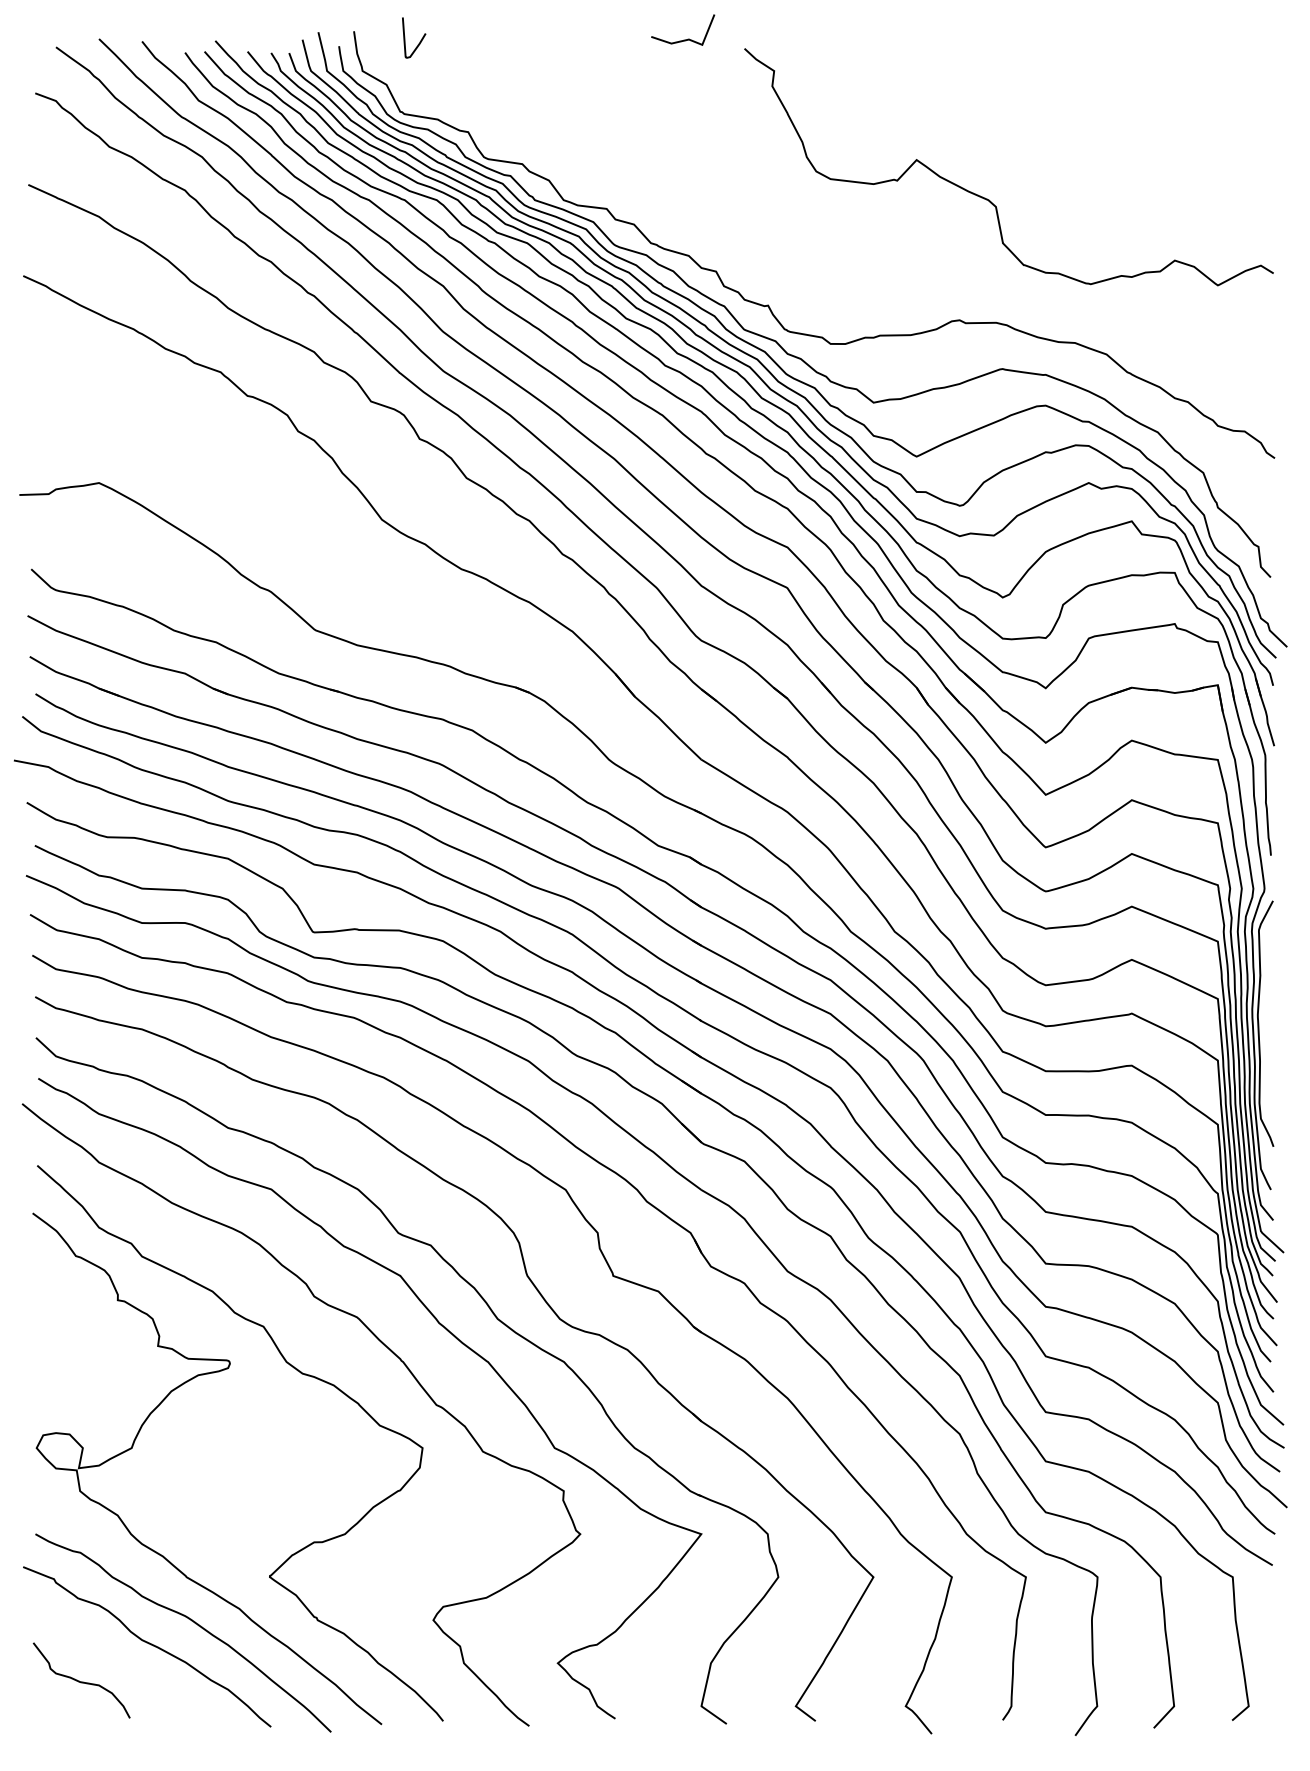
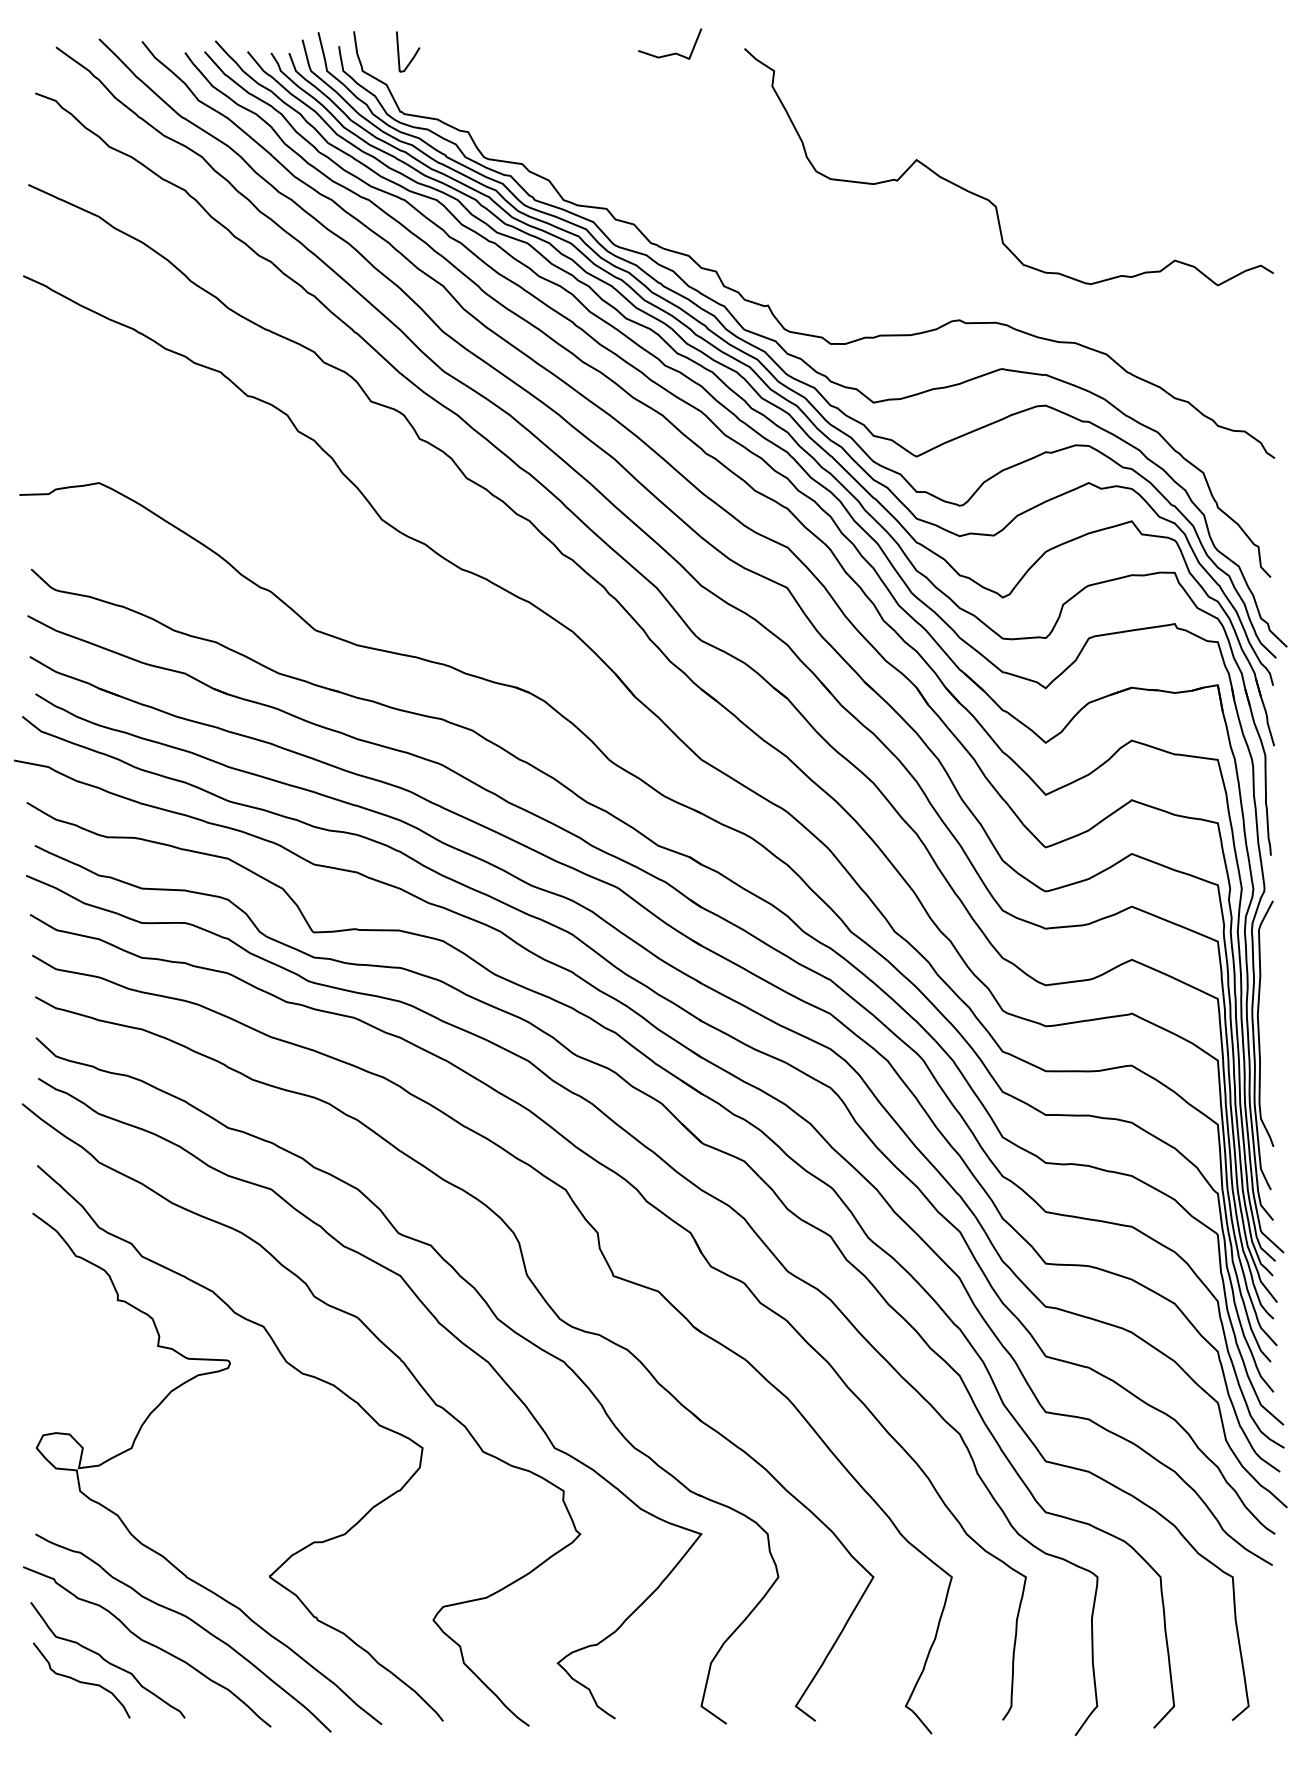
line position: (683, 39) -> (670, 53) (670, 53)
curve position: (419, 41) -> (413, 55) (413, 55)
curve: none -> present (107, 1660)
